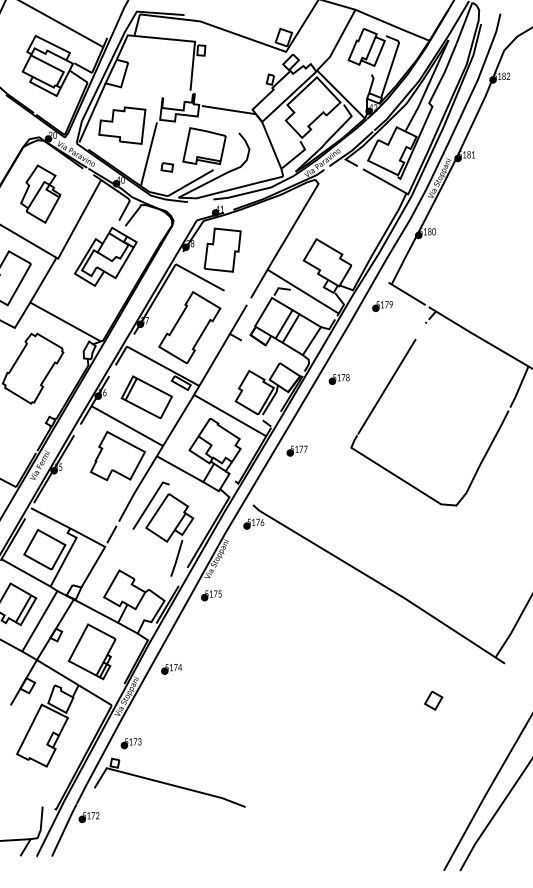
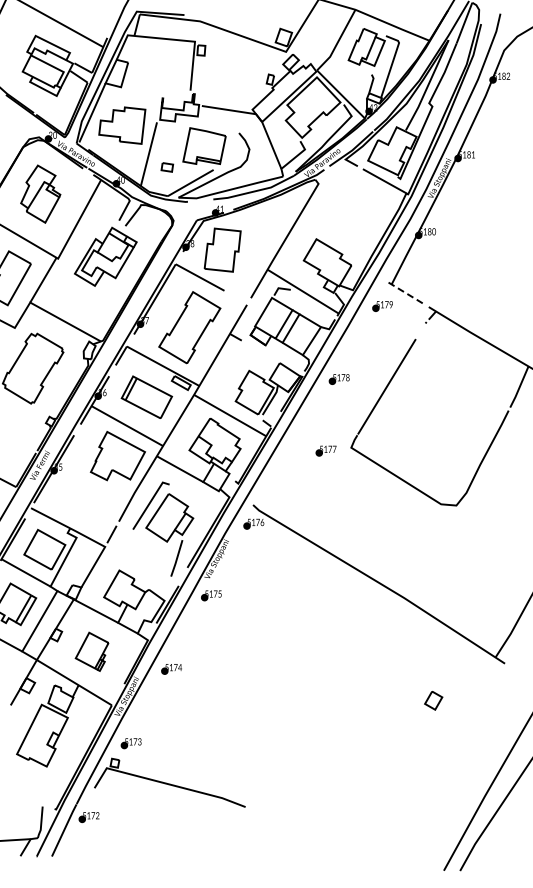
line: solid -> dashed (407, 293)
part position: (296, 450) -> (325, 450) (325, 450)
part size: 50x58 px -> 36x41 px (91, 651)
